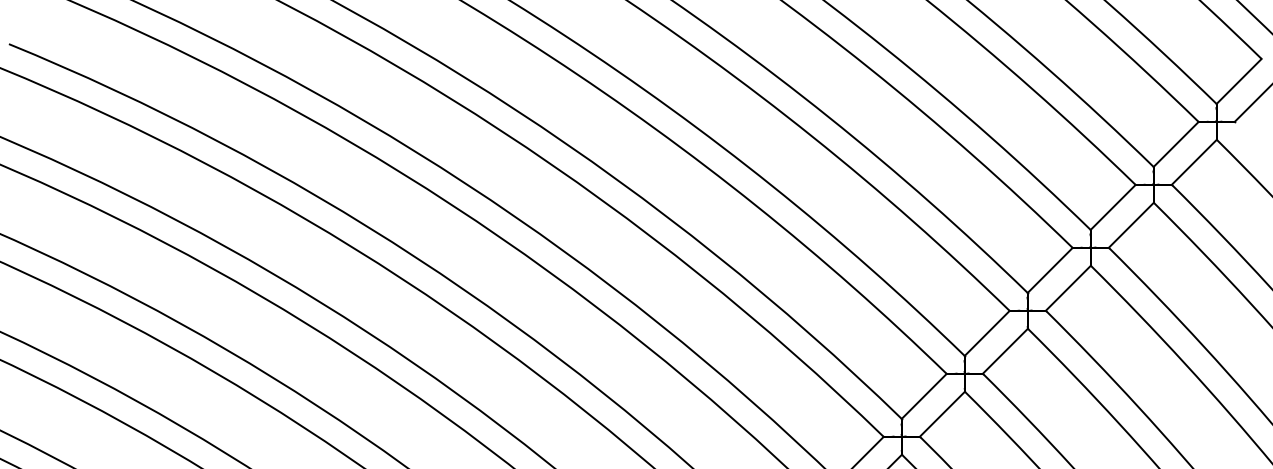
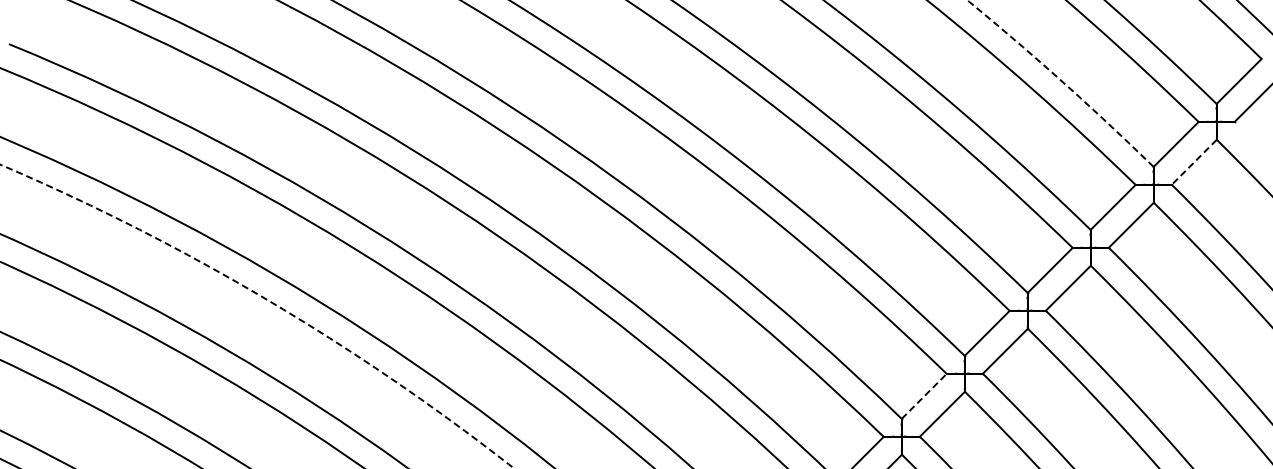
arc: solid -> dashed (1061, 81)
line: solid -> dashed (1194, 162)
arc: solid -> dashed (267, 299)
line: solid -> dashed (924, 396)
